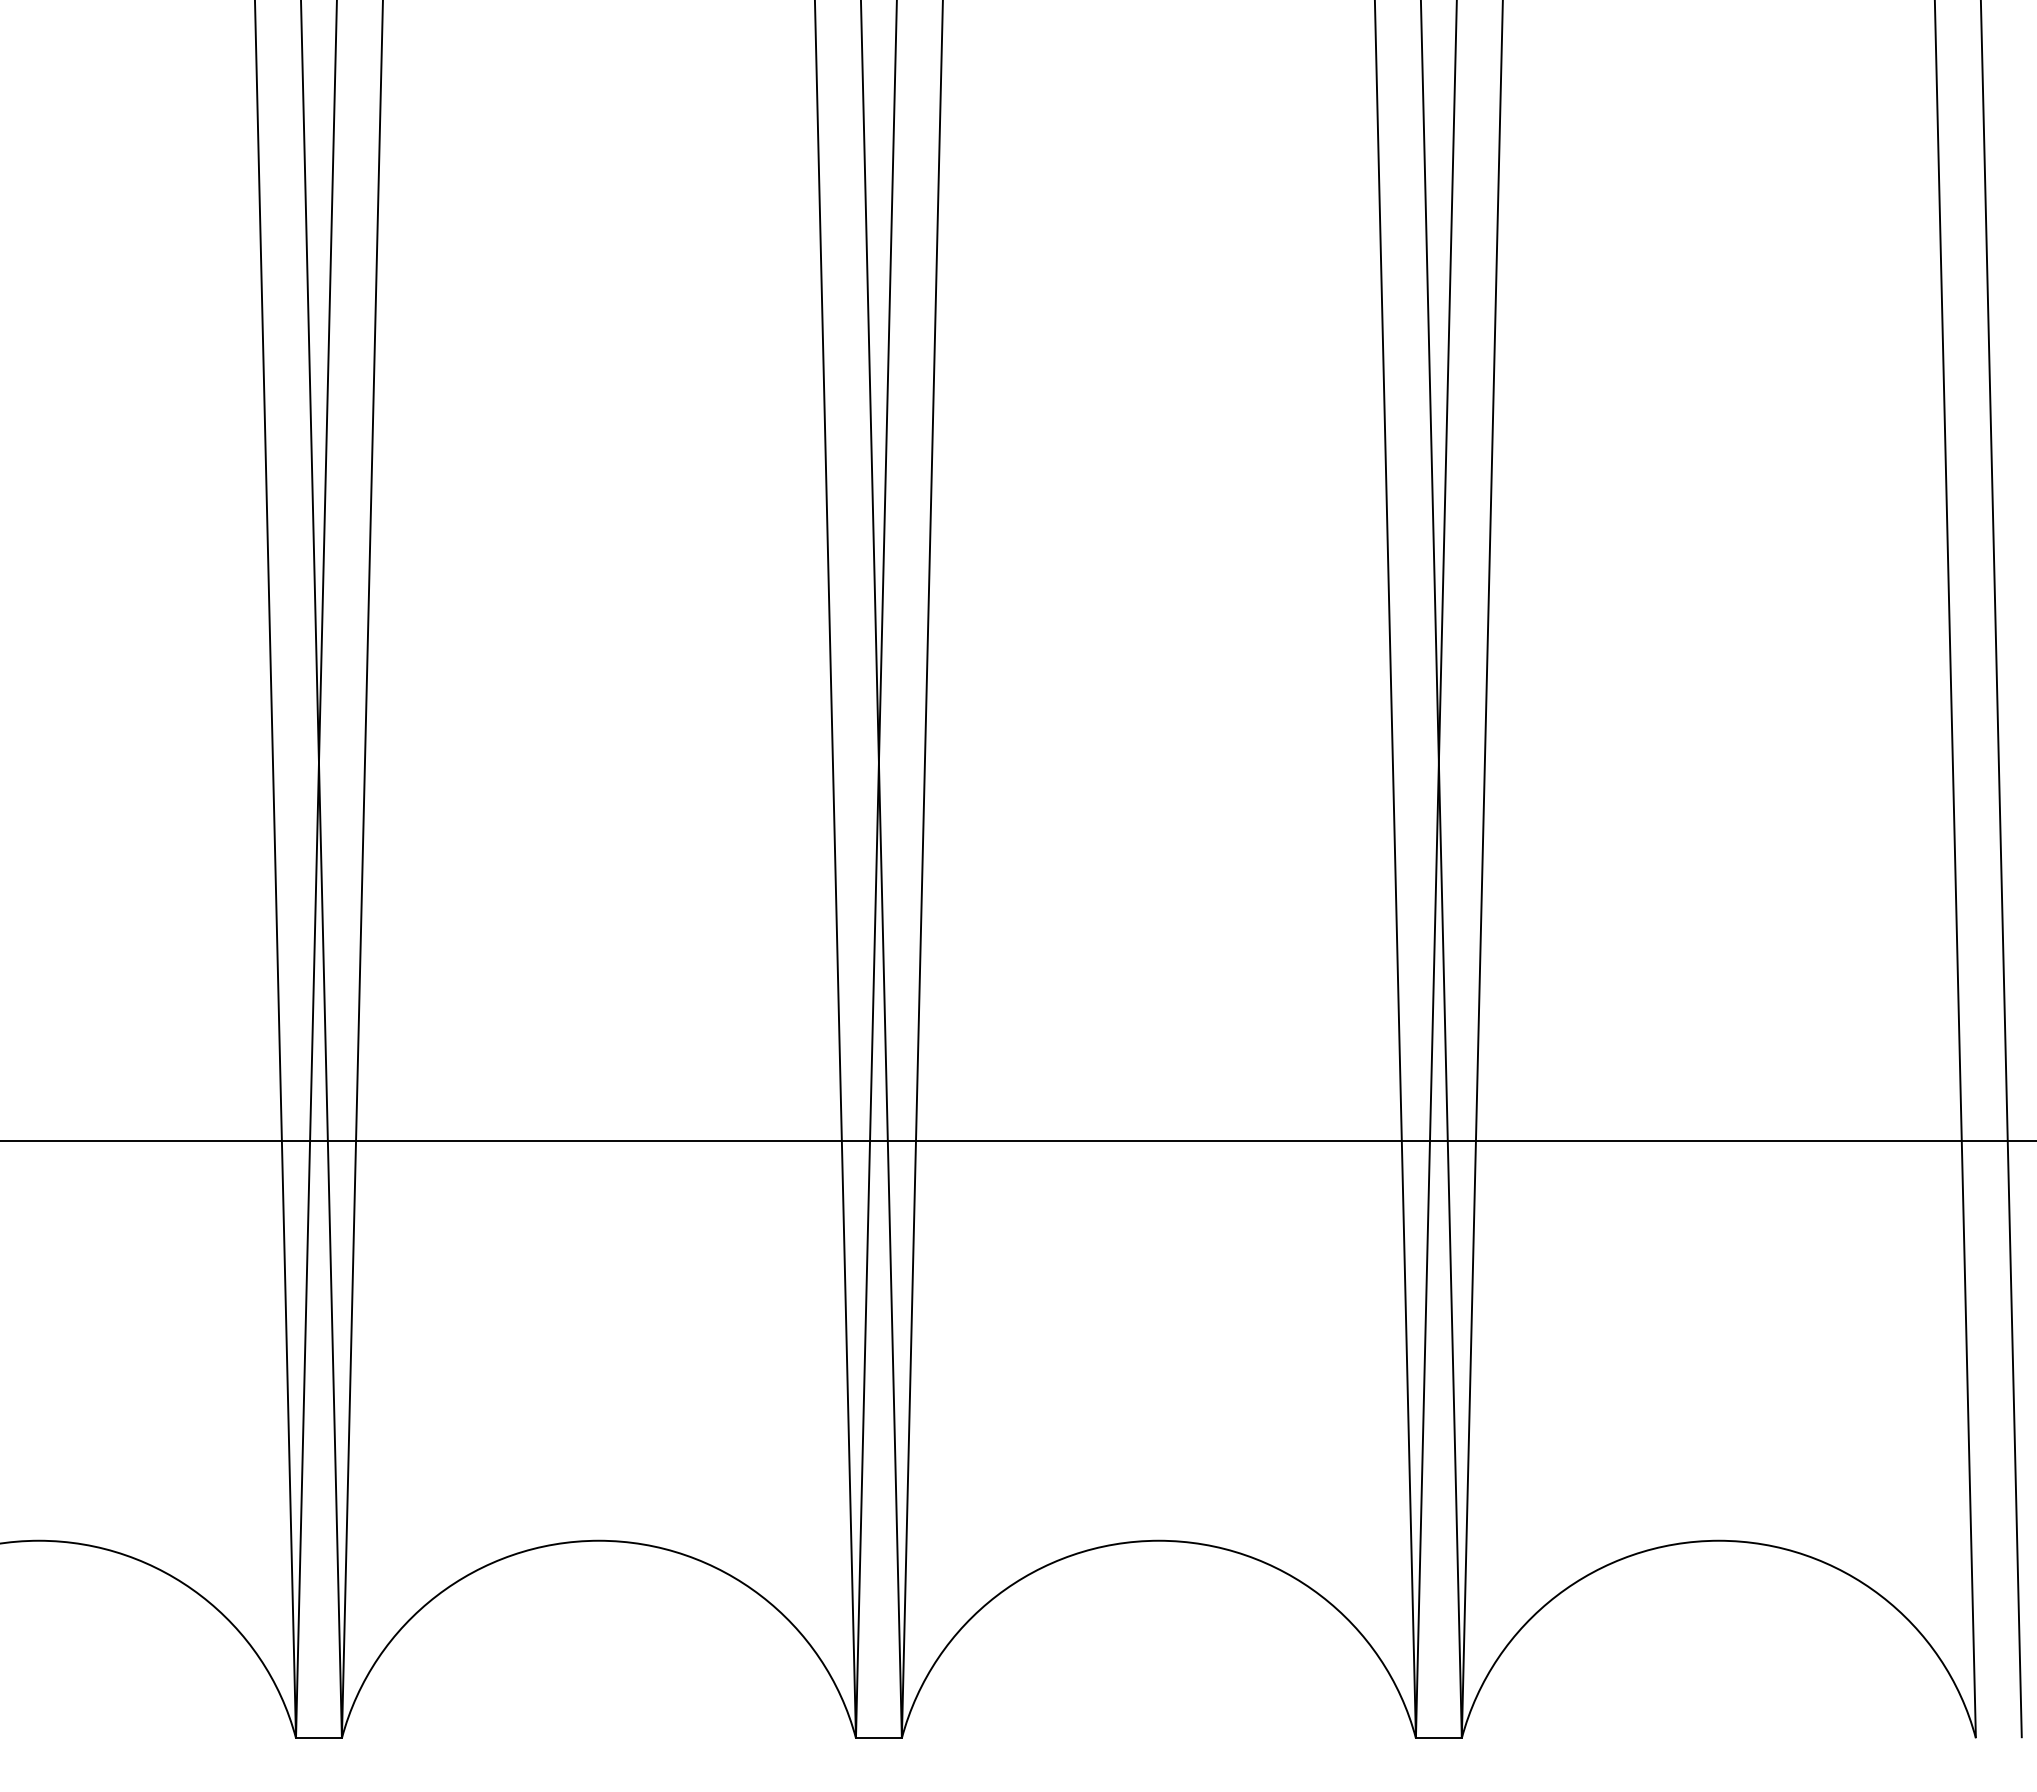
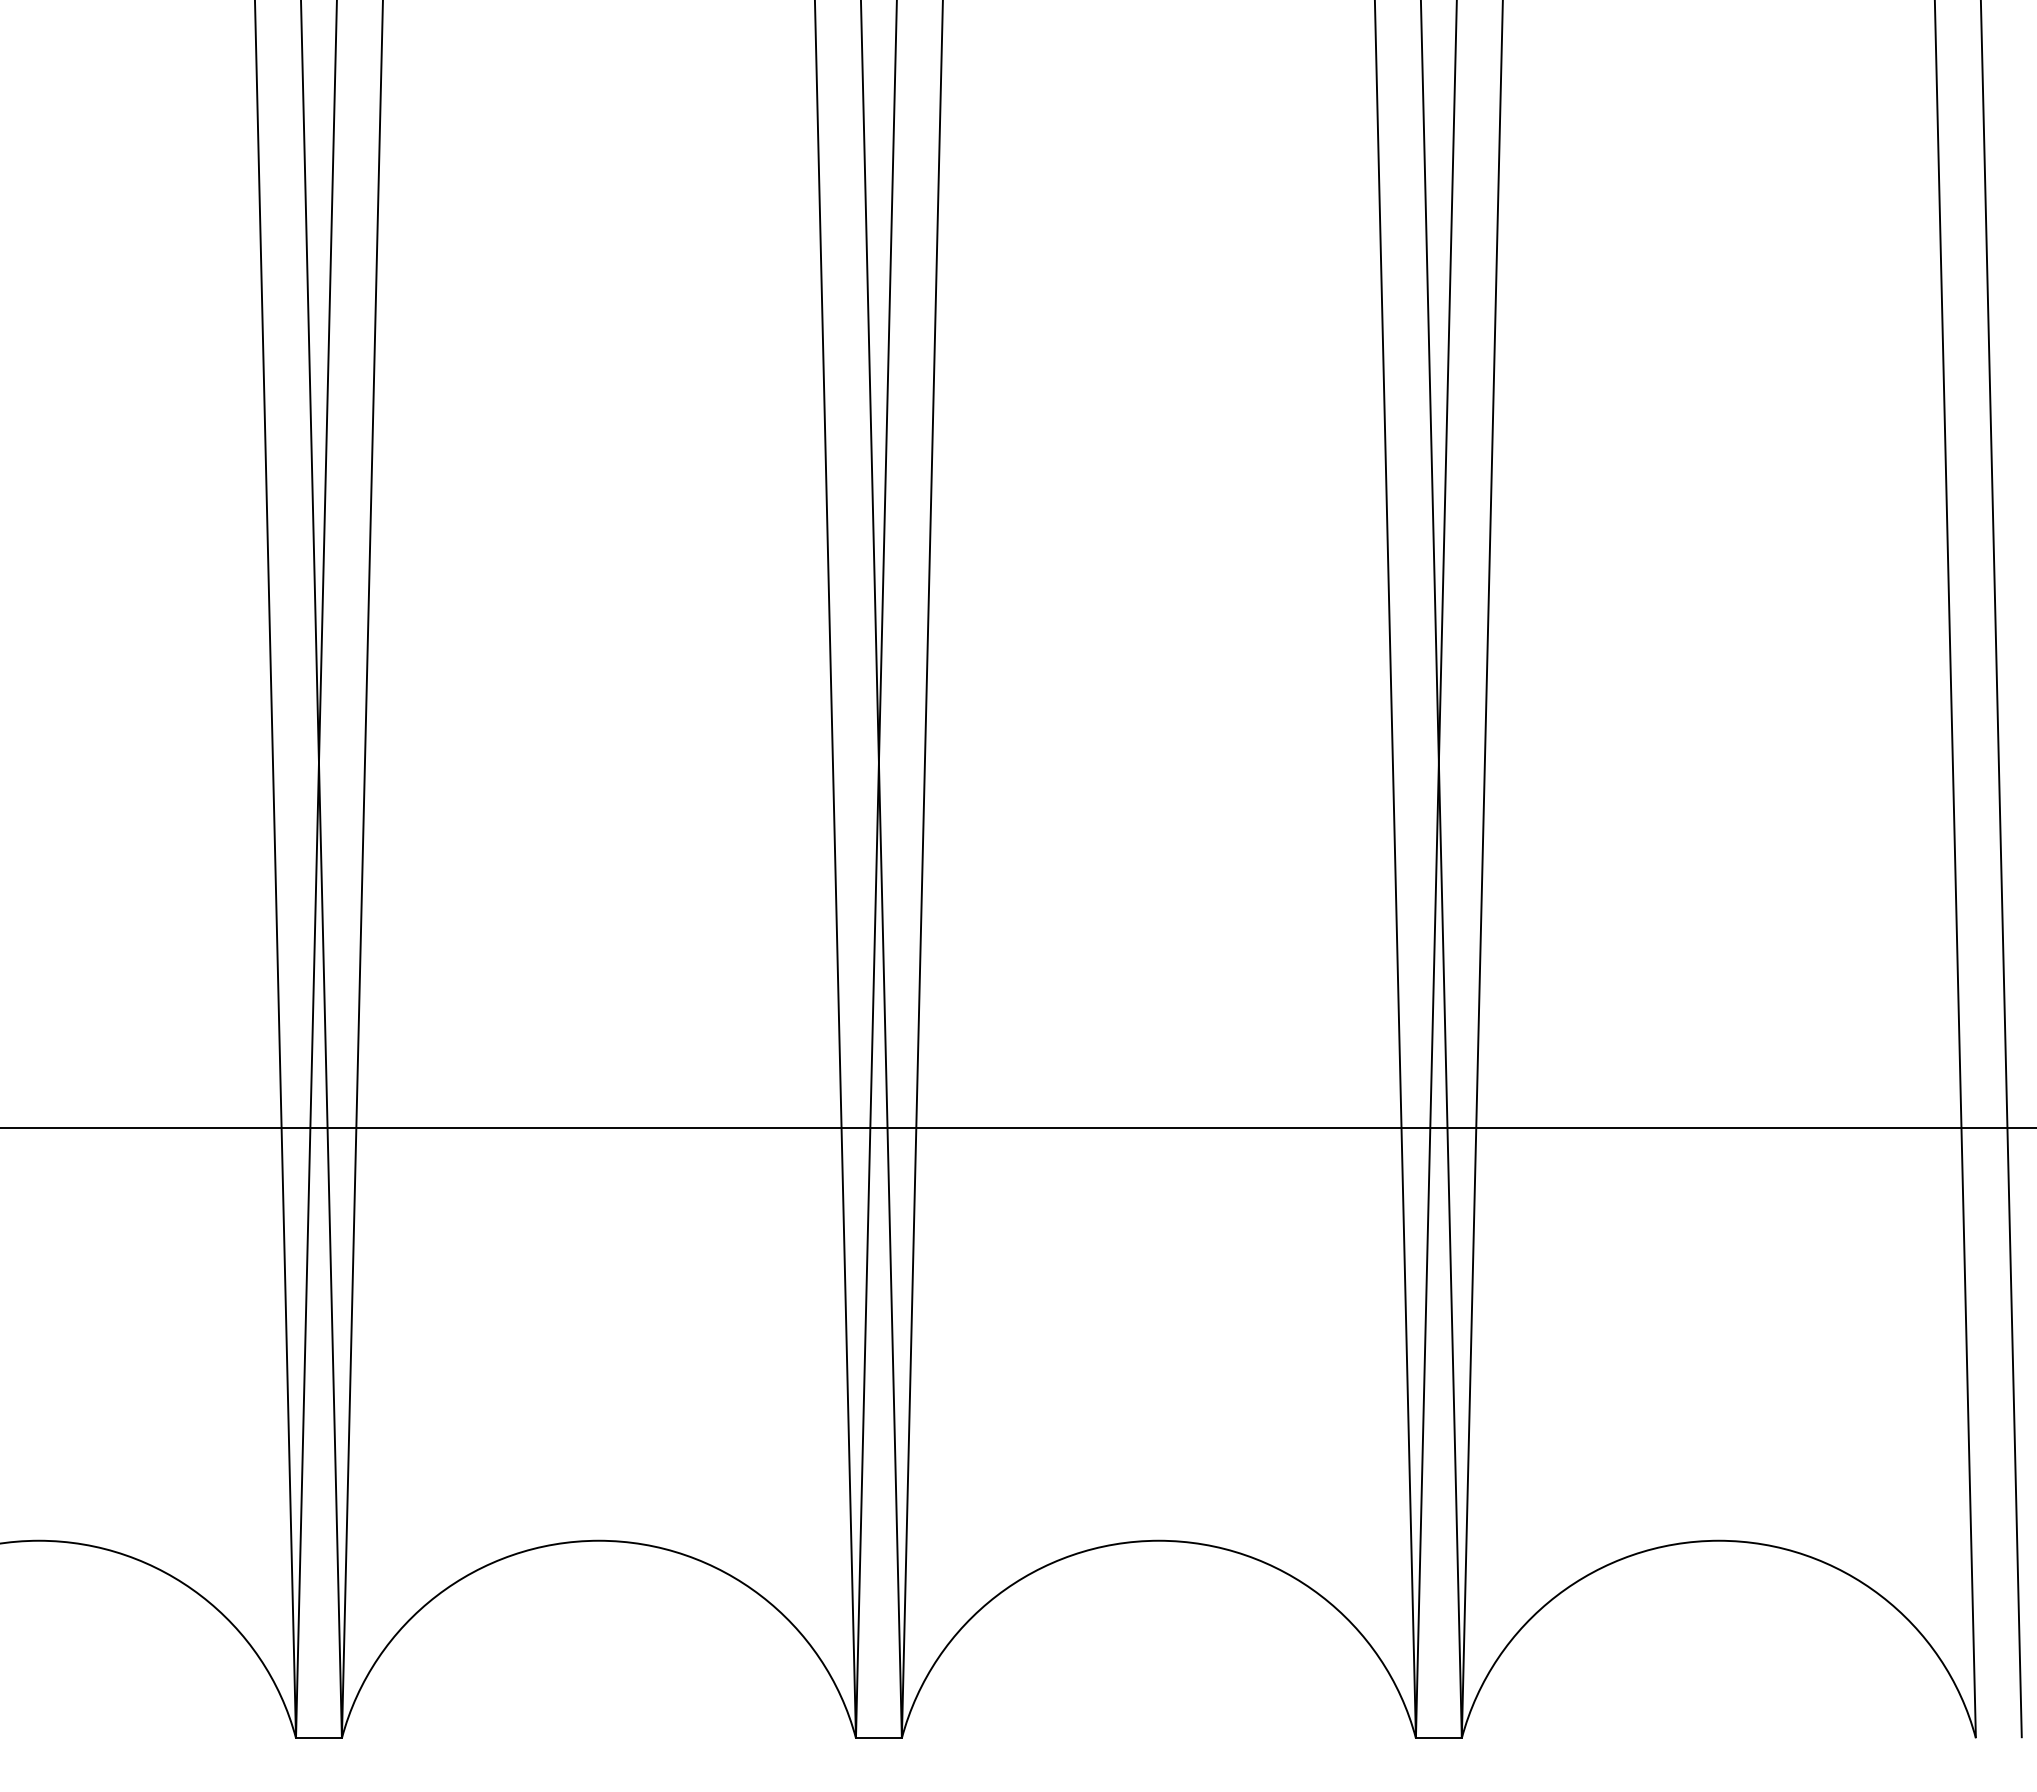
line position: (1017, 1141) -> (1017, 1128) (1017, 1128)
